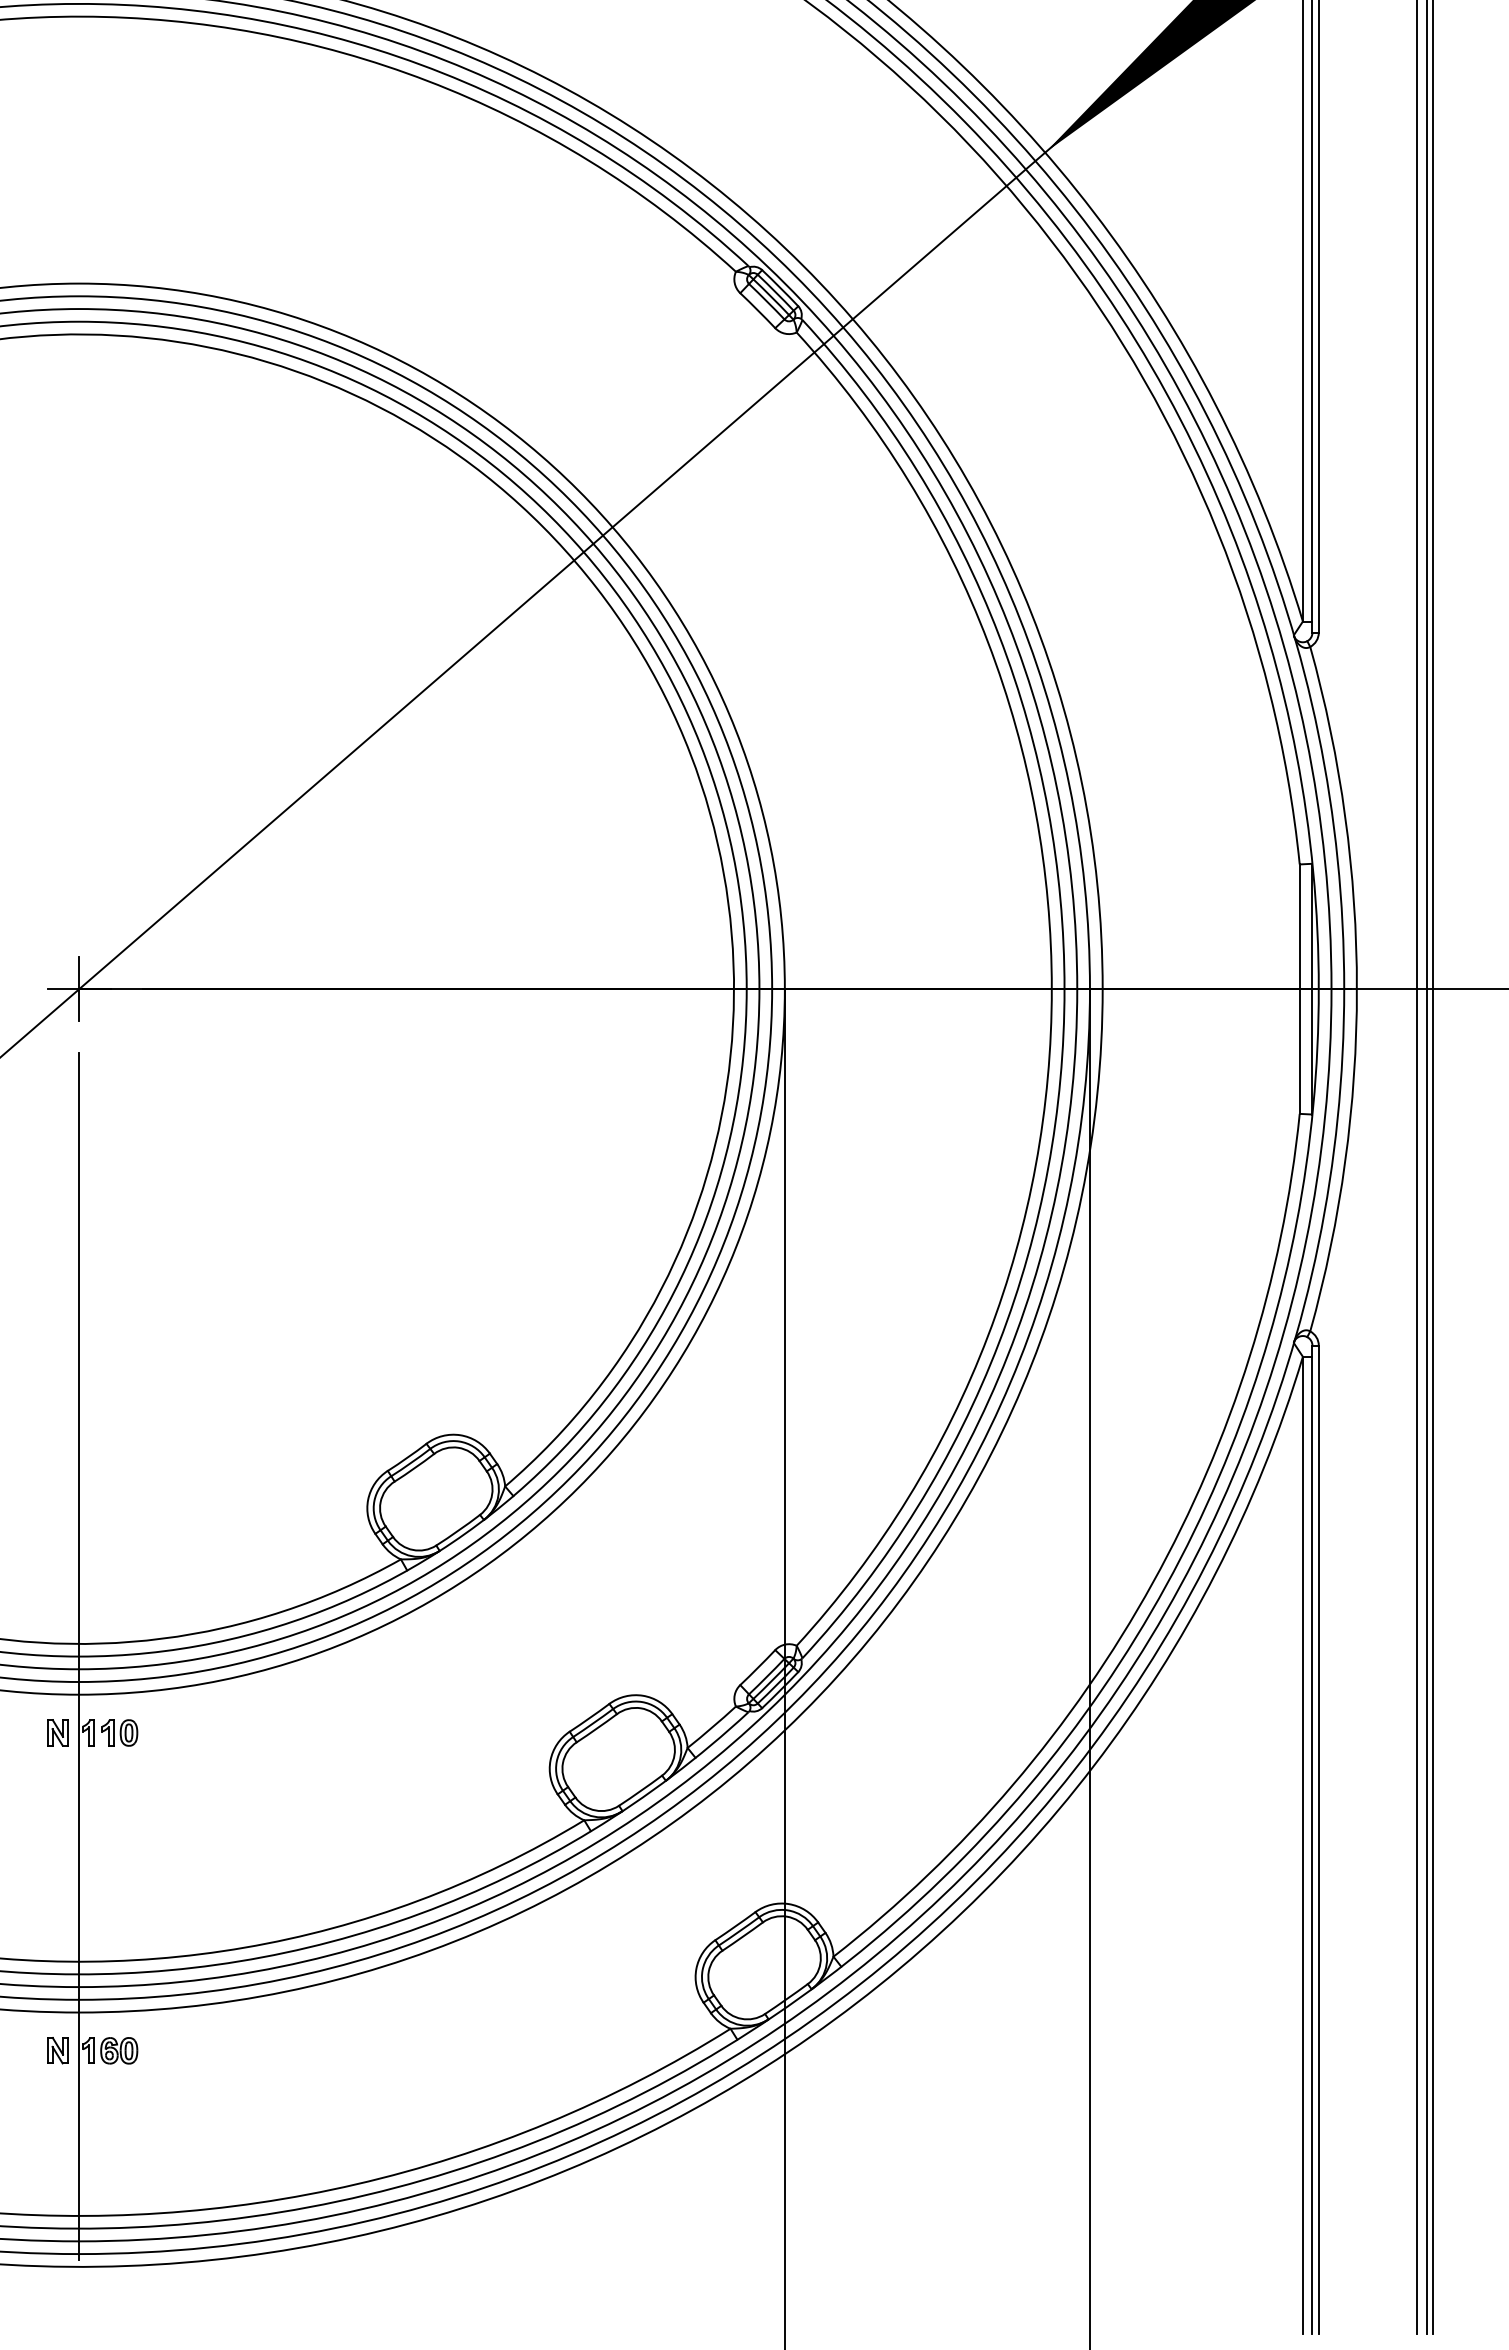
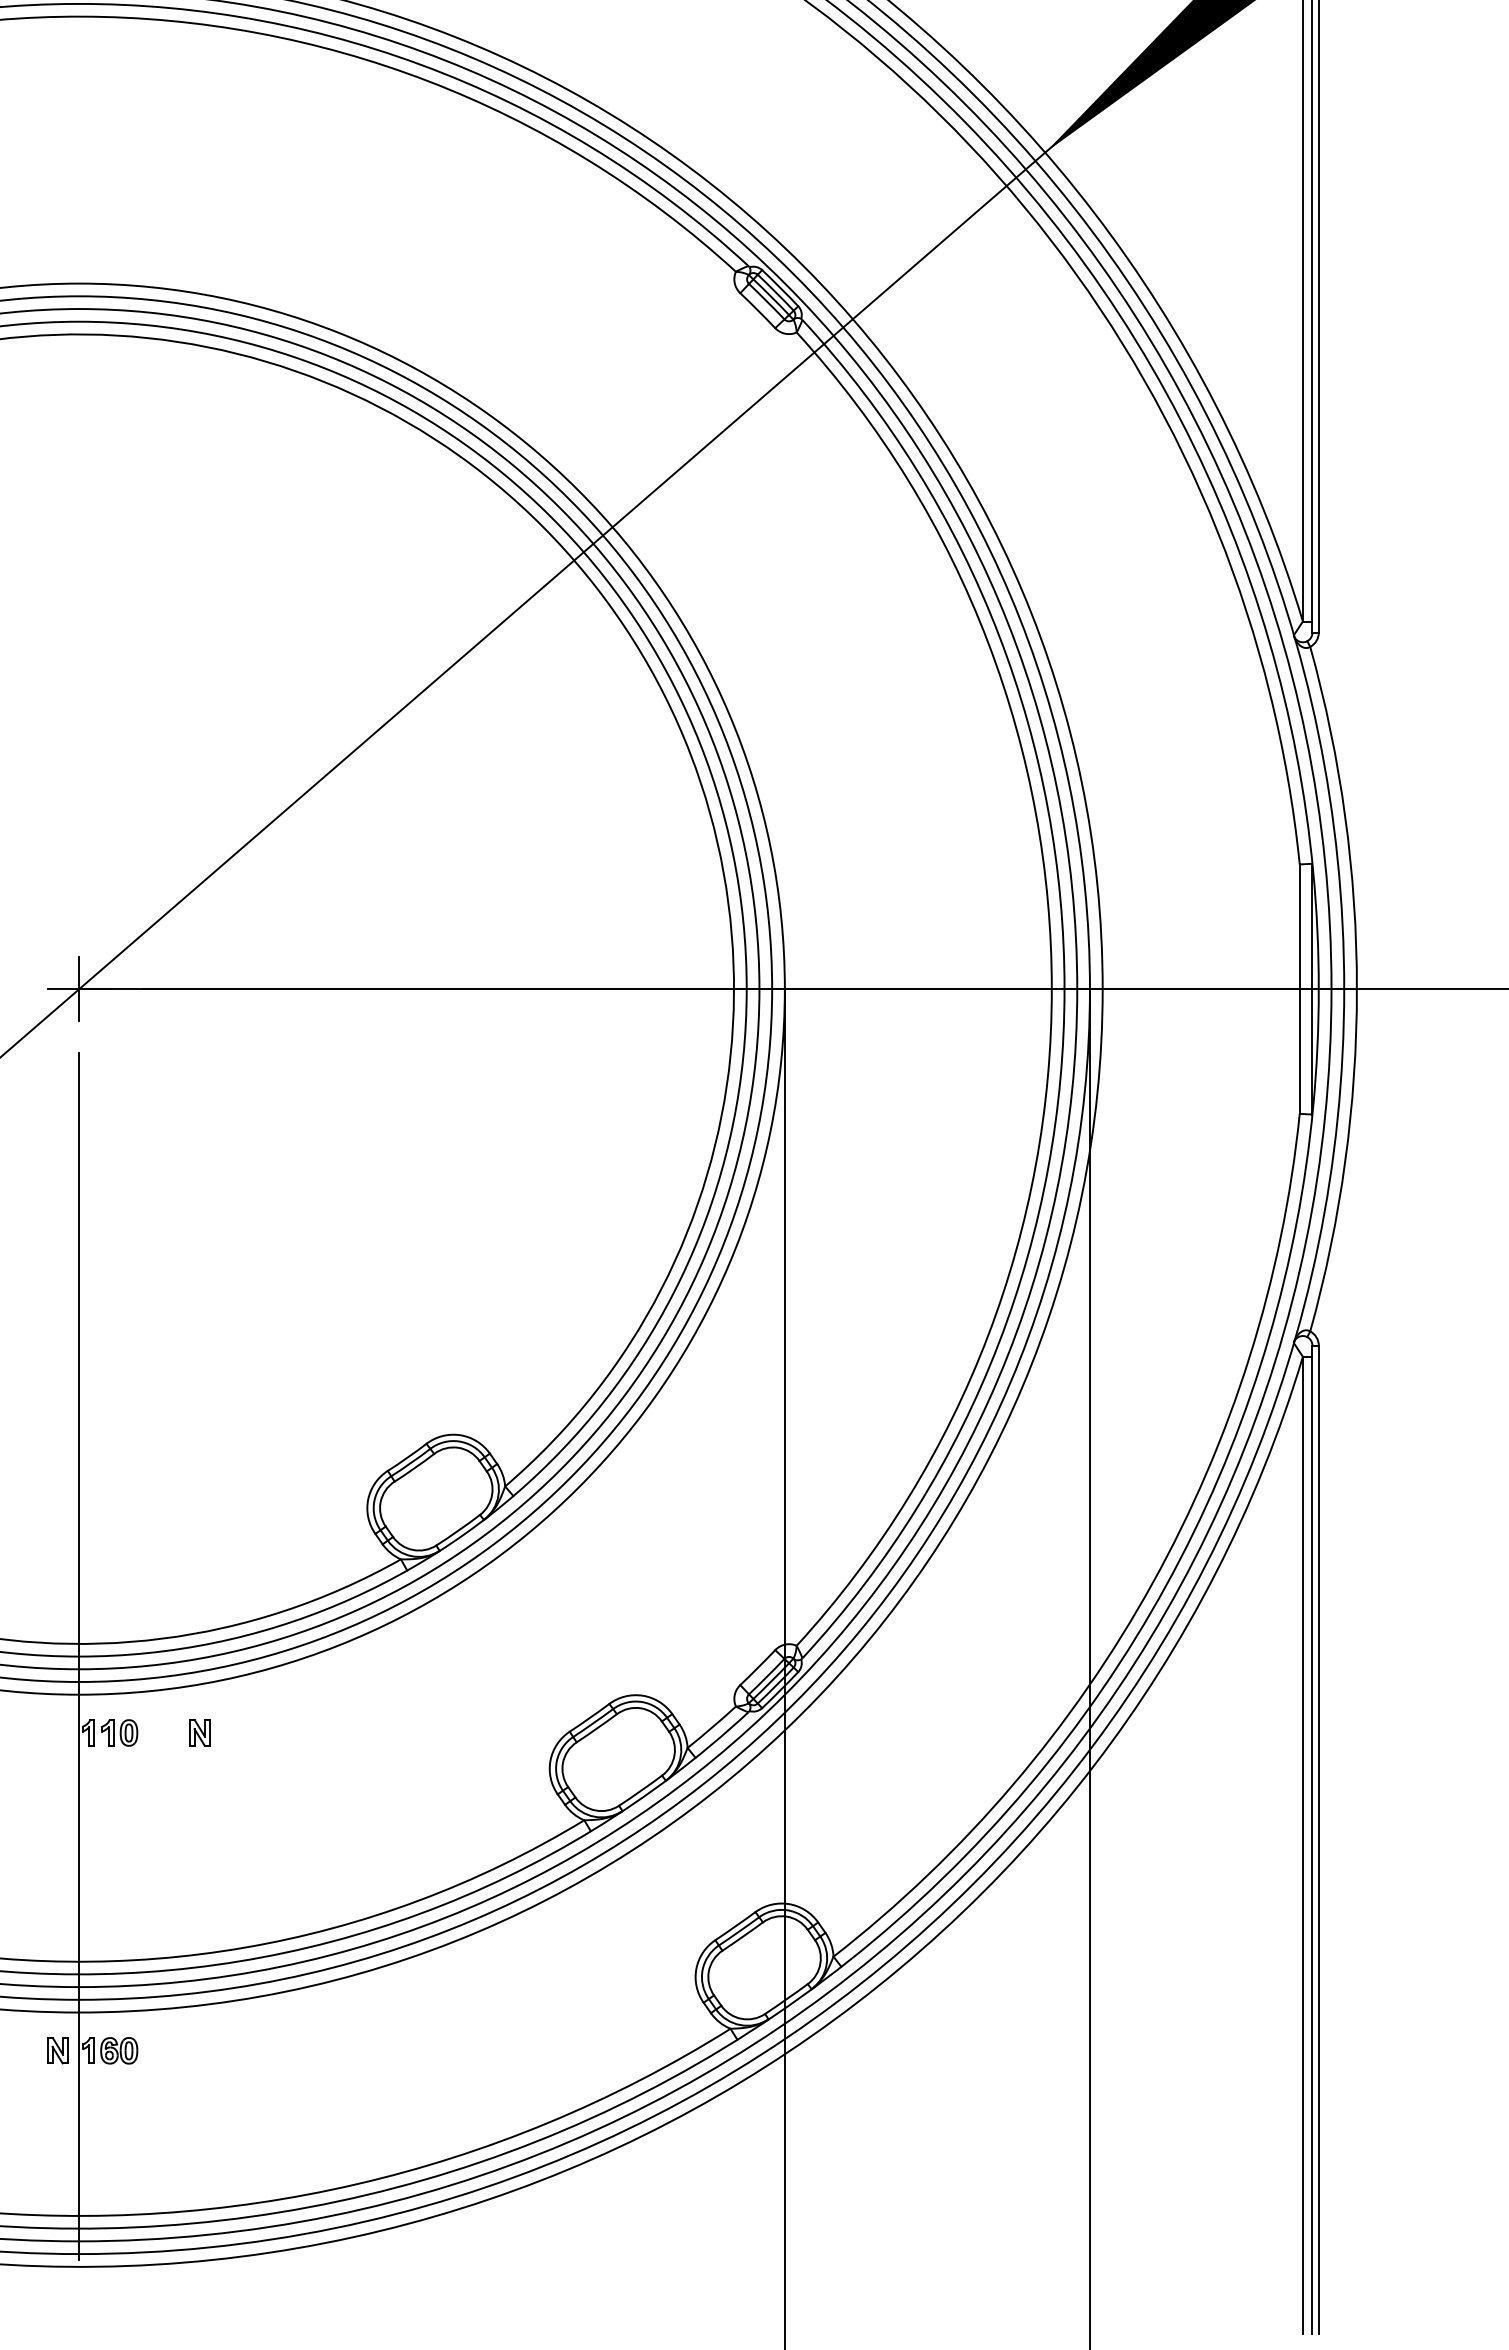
line: present -> none (1417, 1167)
line: present -> none (1426, 1167)
line: present -> none (1433, 1167)
part position: (57, 1732) -> (199, 1732) (199, 1732)
